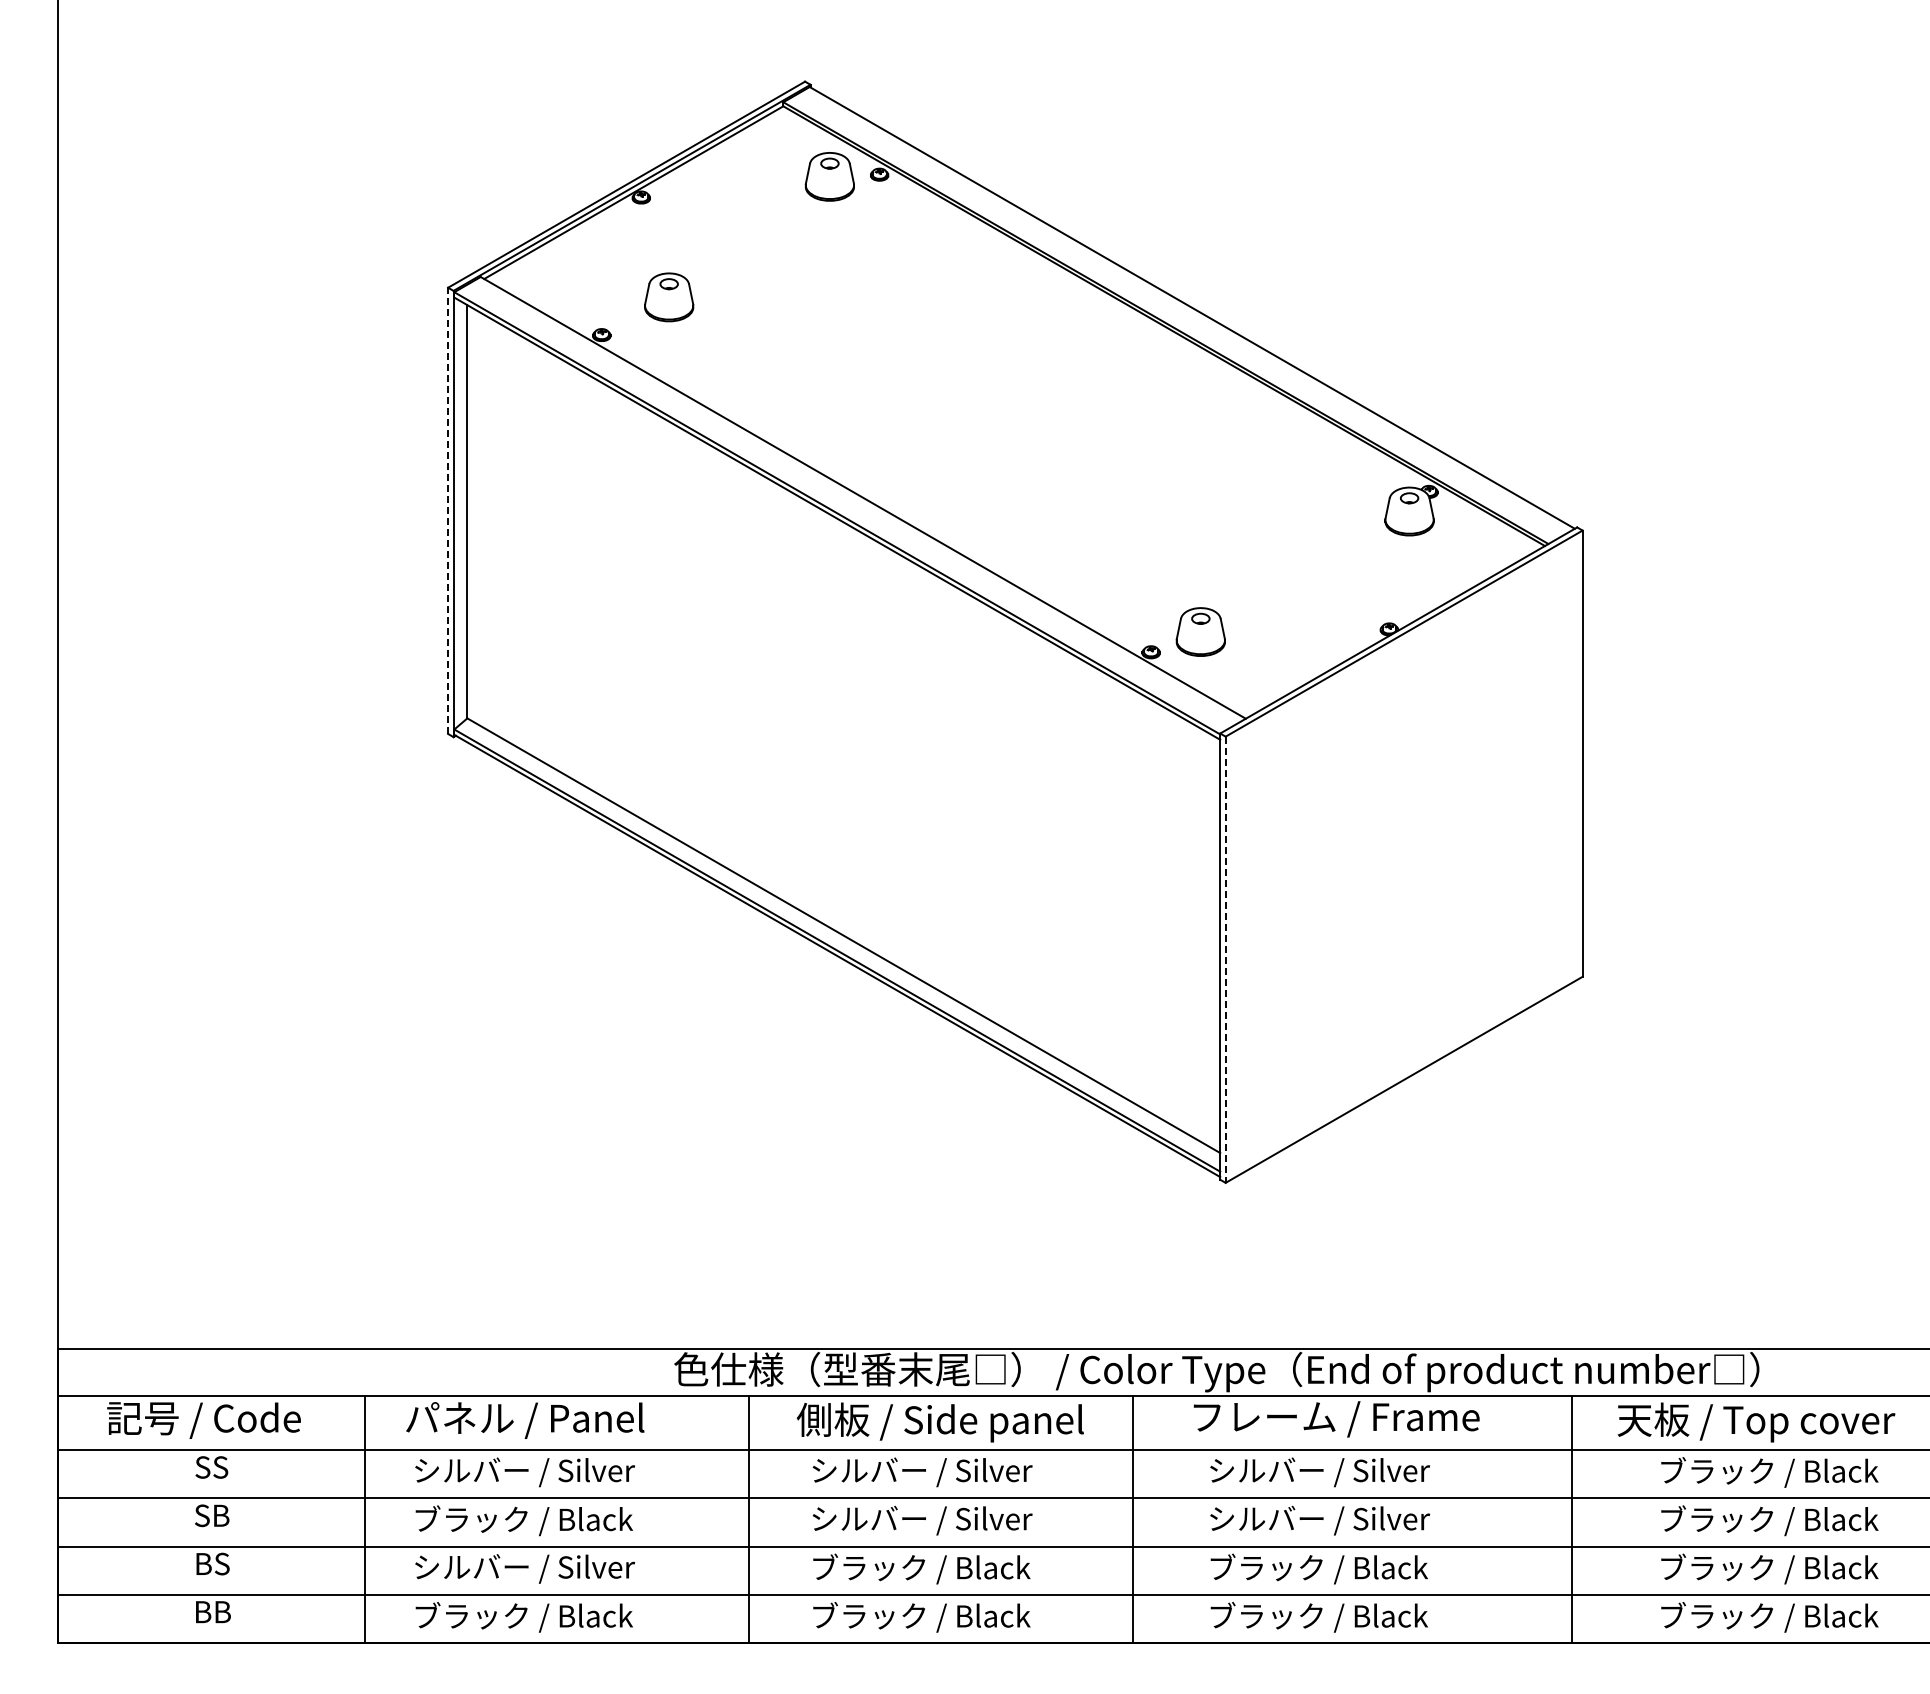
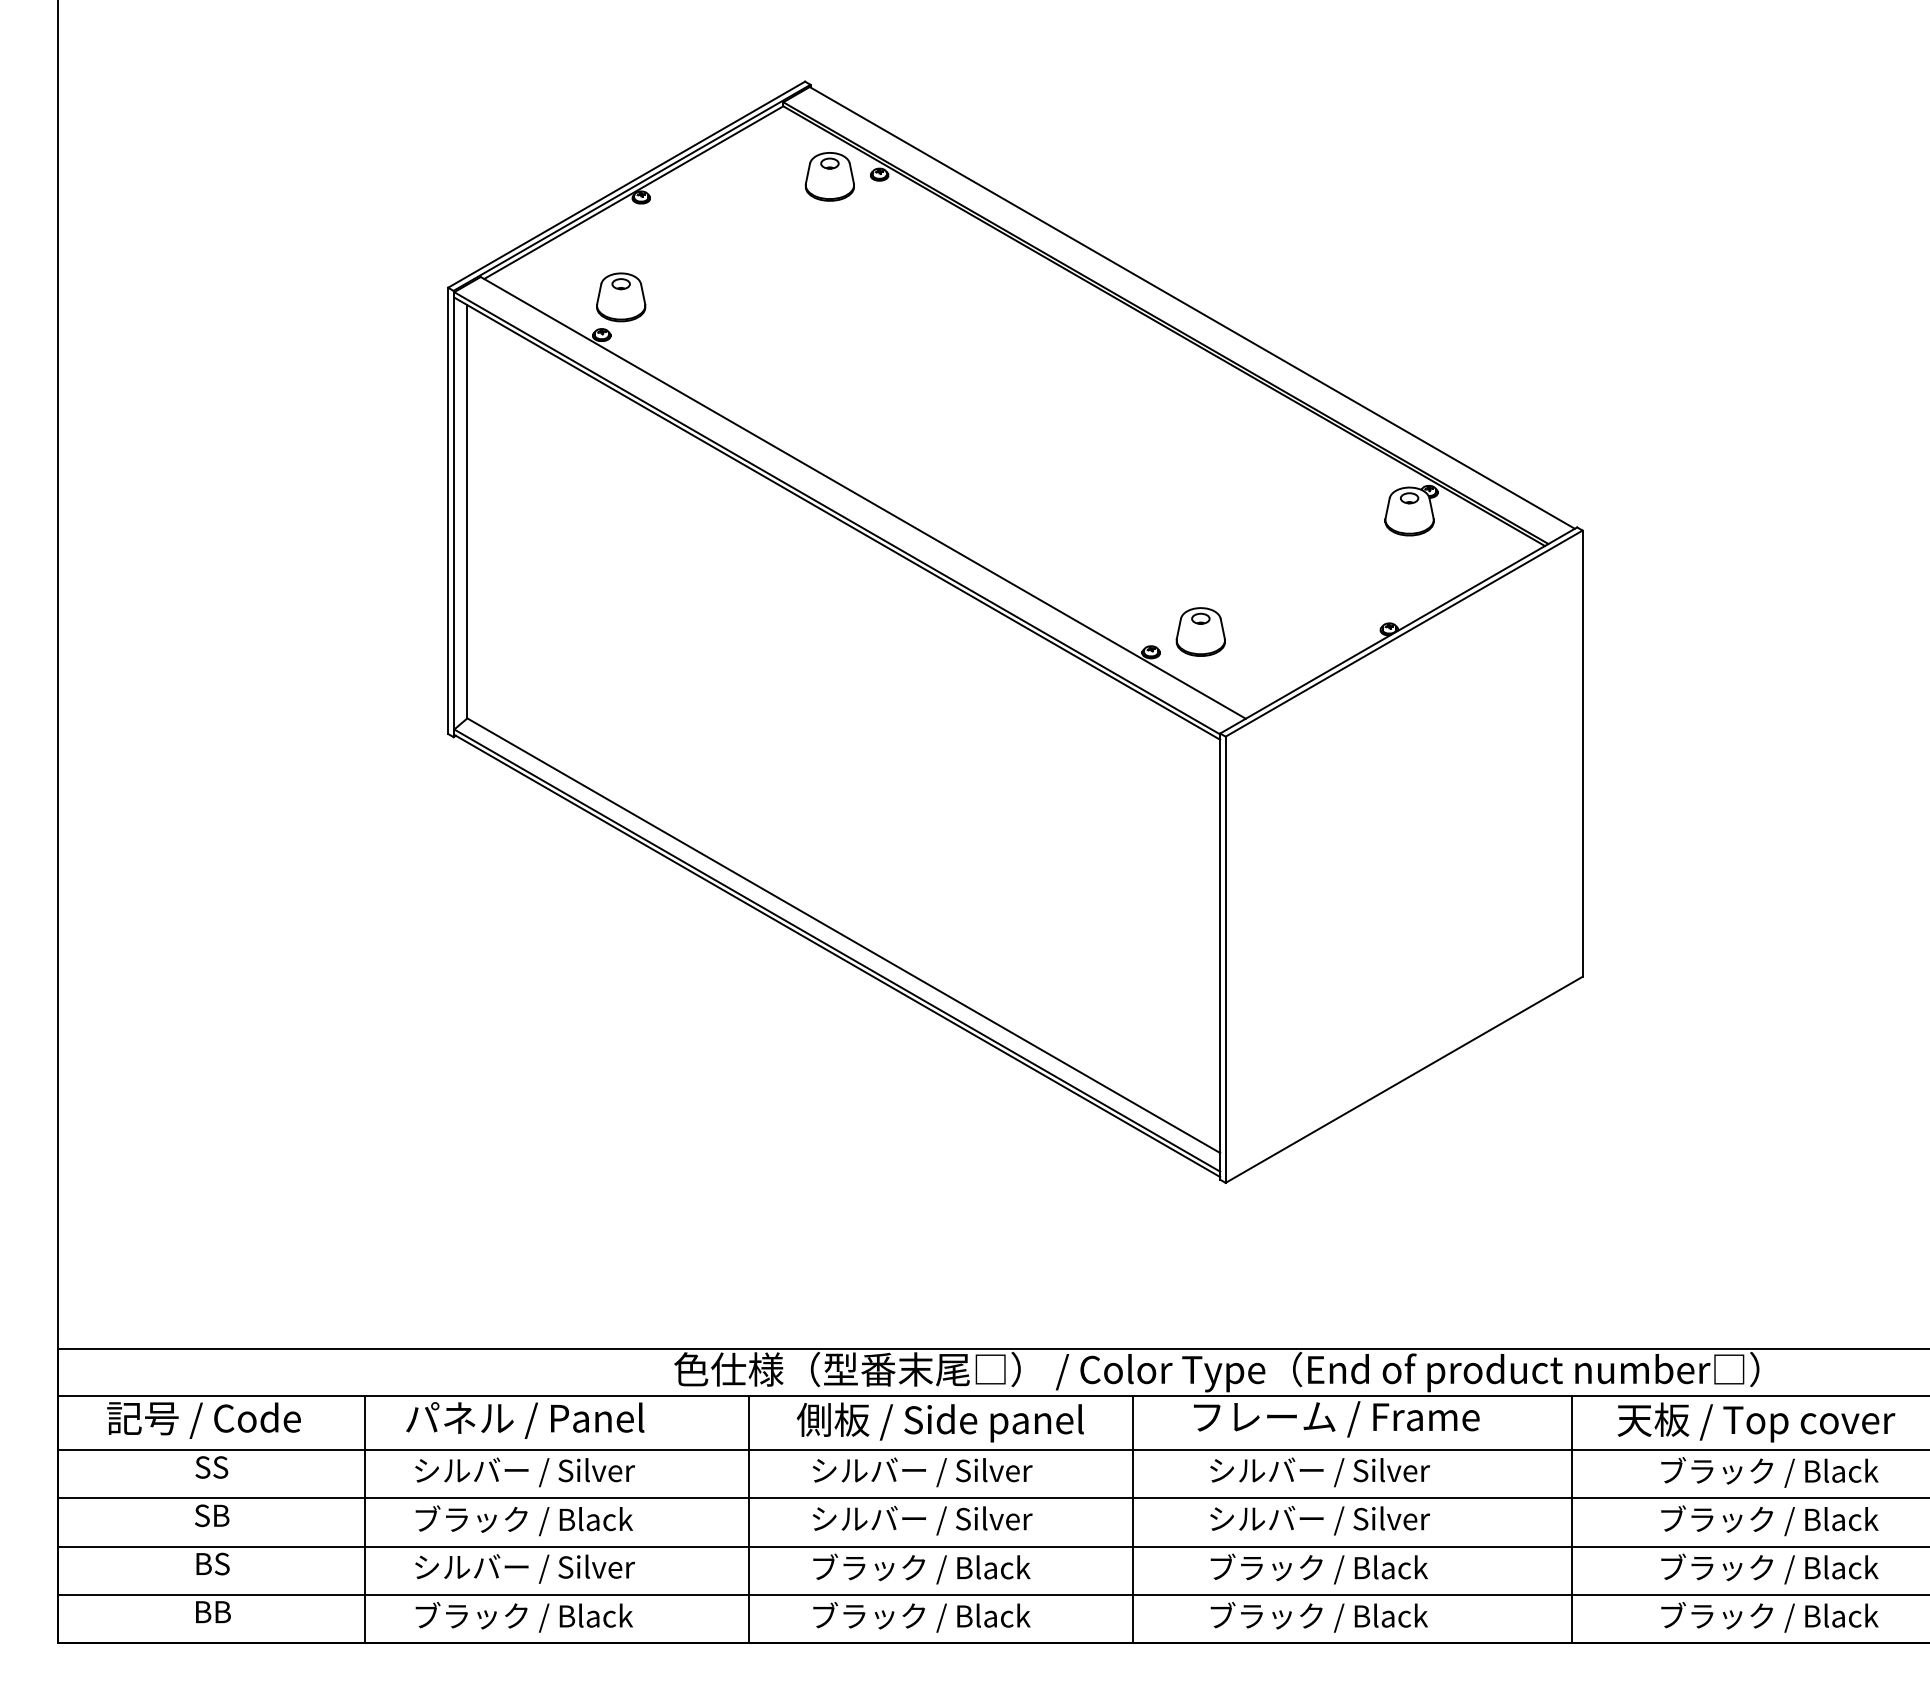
part position: (669, 297) -> (621, 297) (621, 297)
line: dashed -> solid (448, 510)
line: dashed -> solid (1225, 960)
